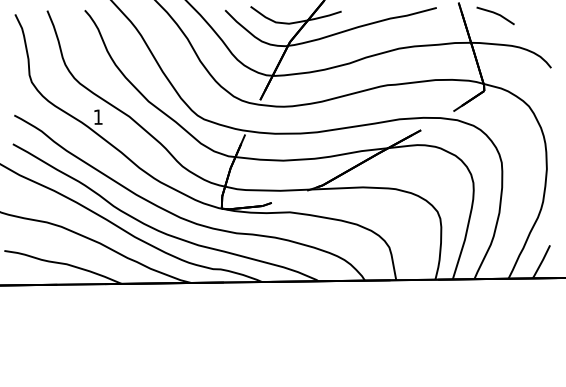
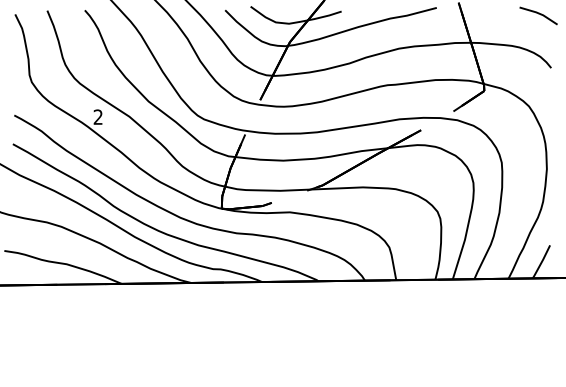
line position: (495, 14) -> (538, 14) (538, 14)
text: 1 -> 2 (97, 116)
